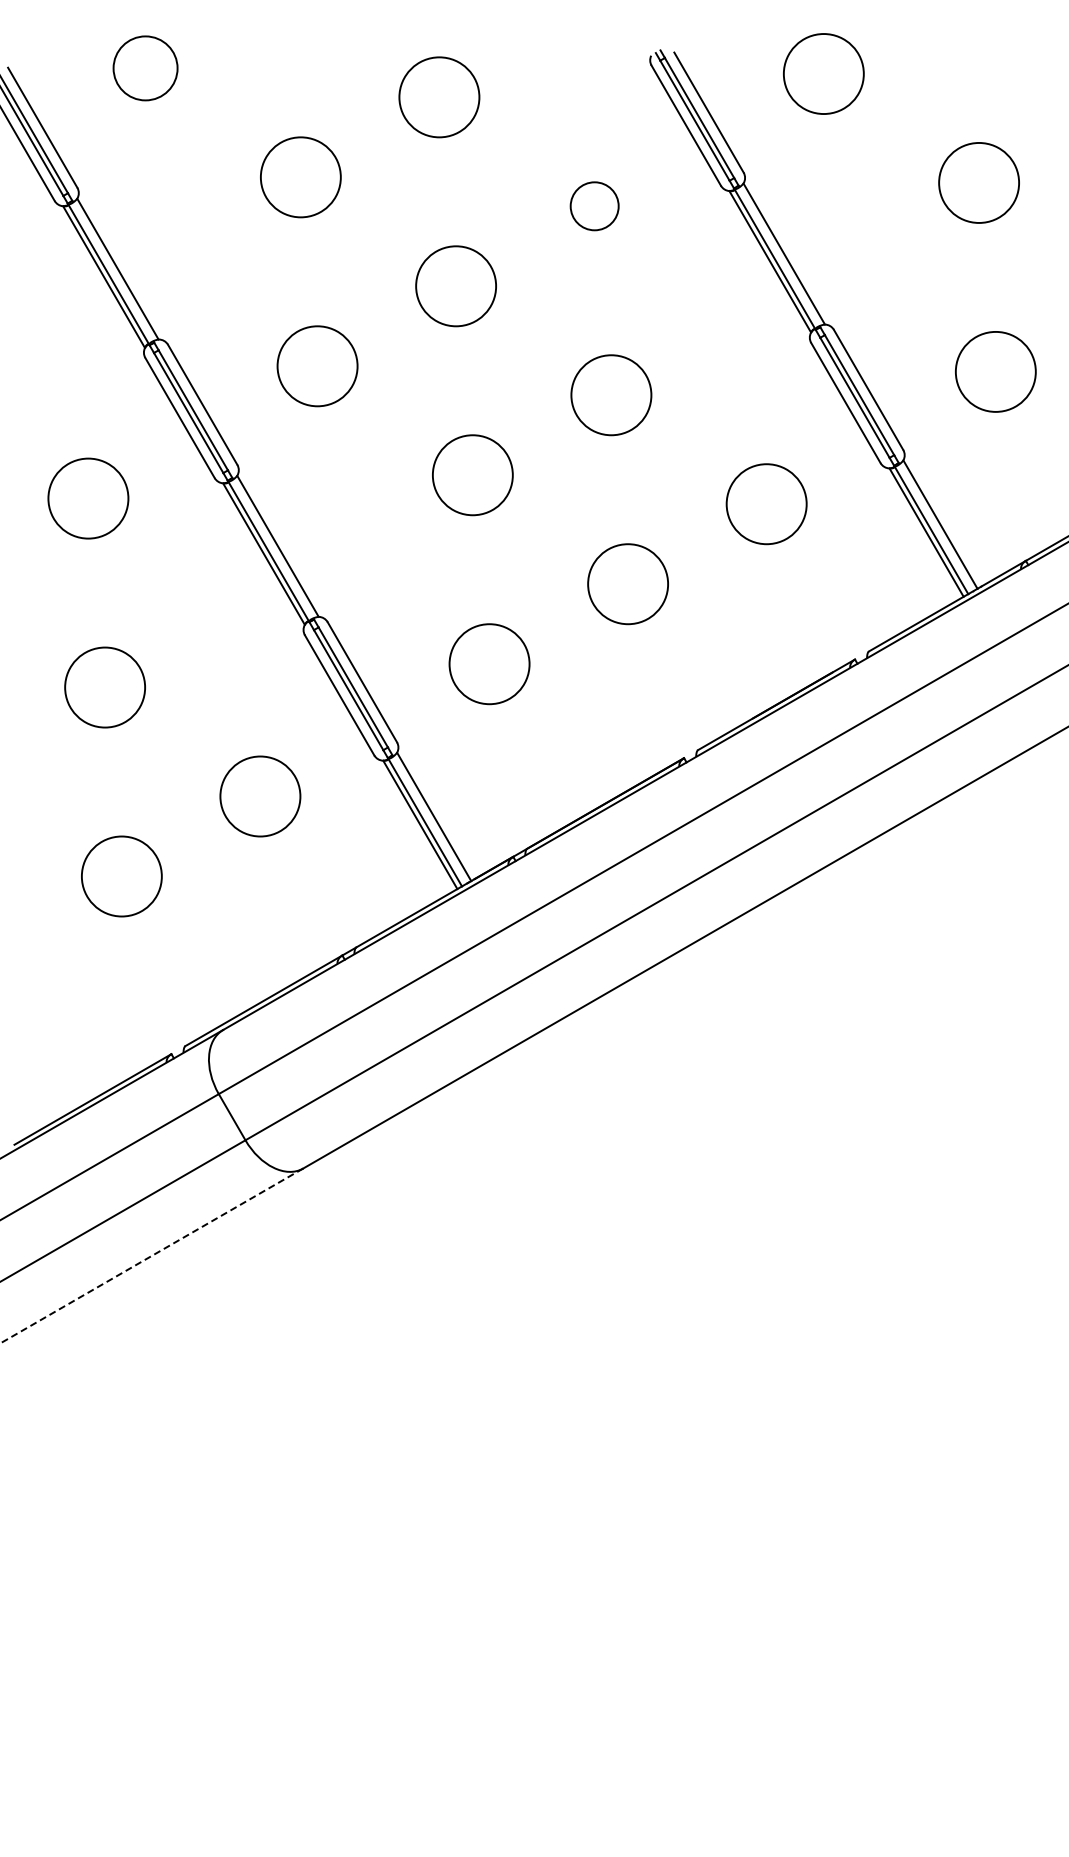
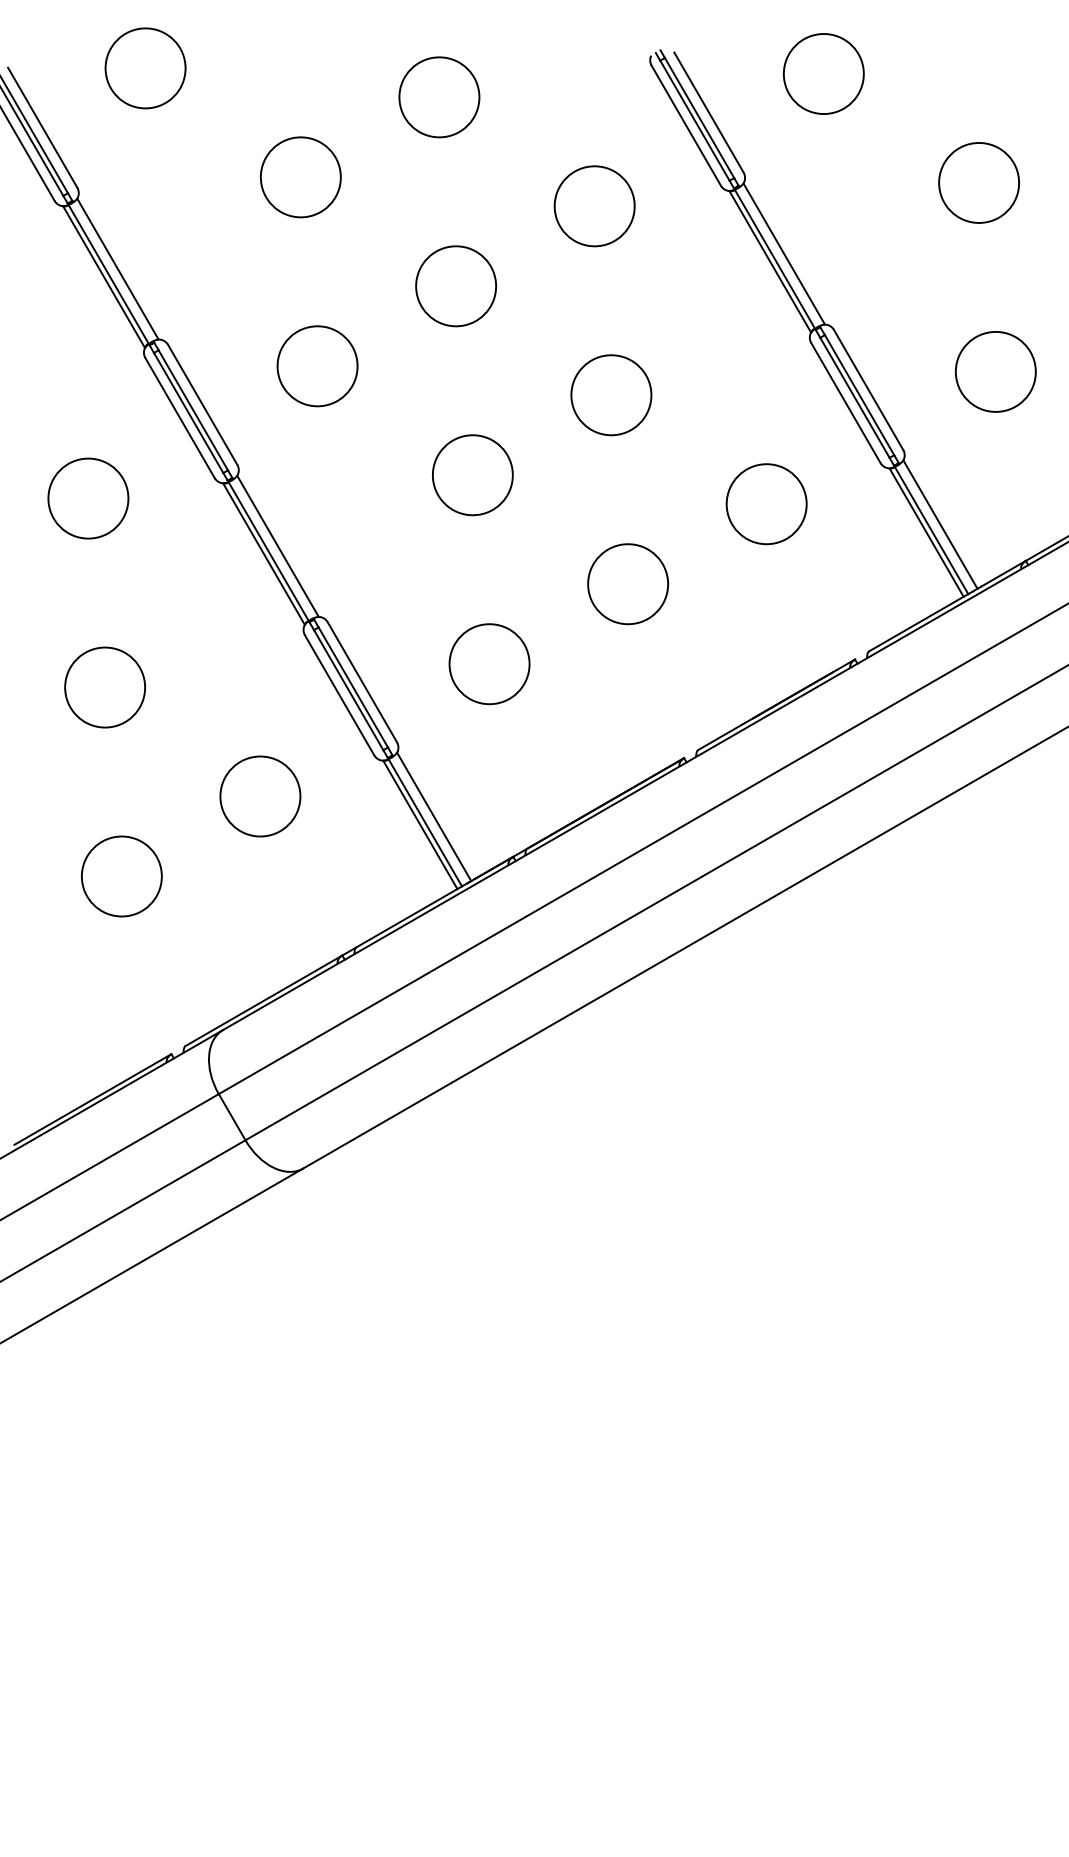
circle diameter: 64 px -> 80 px (145, 68)
circle diameter: 48 px -> 80 px (594, 206)
line: dashed -> solid (151, 1255)
